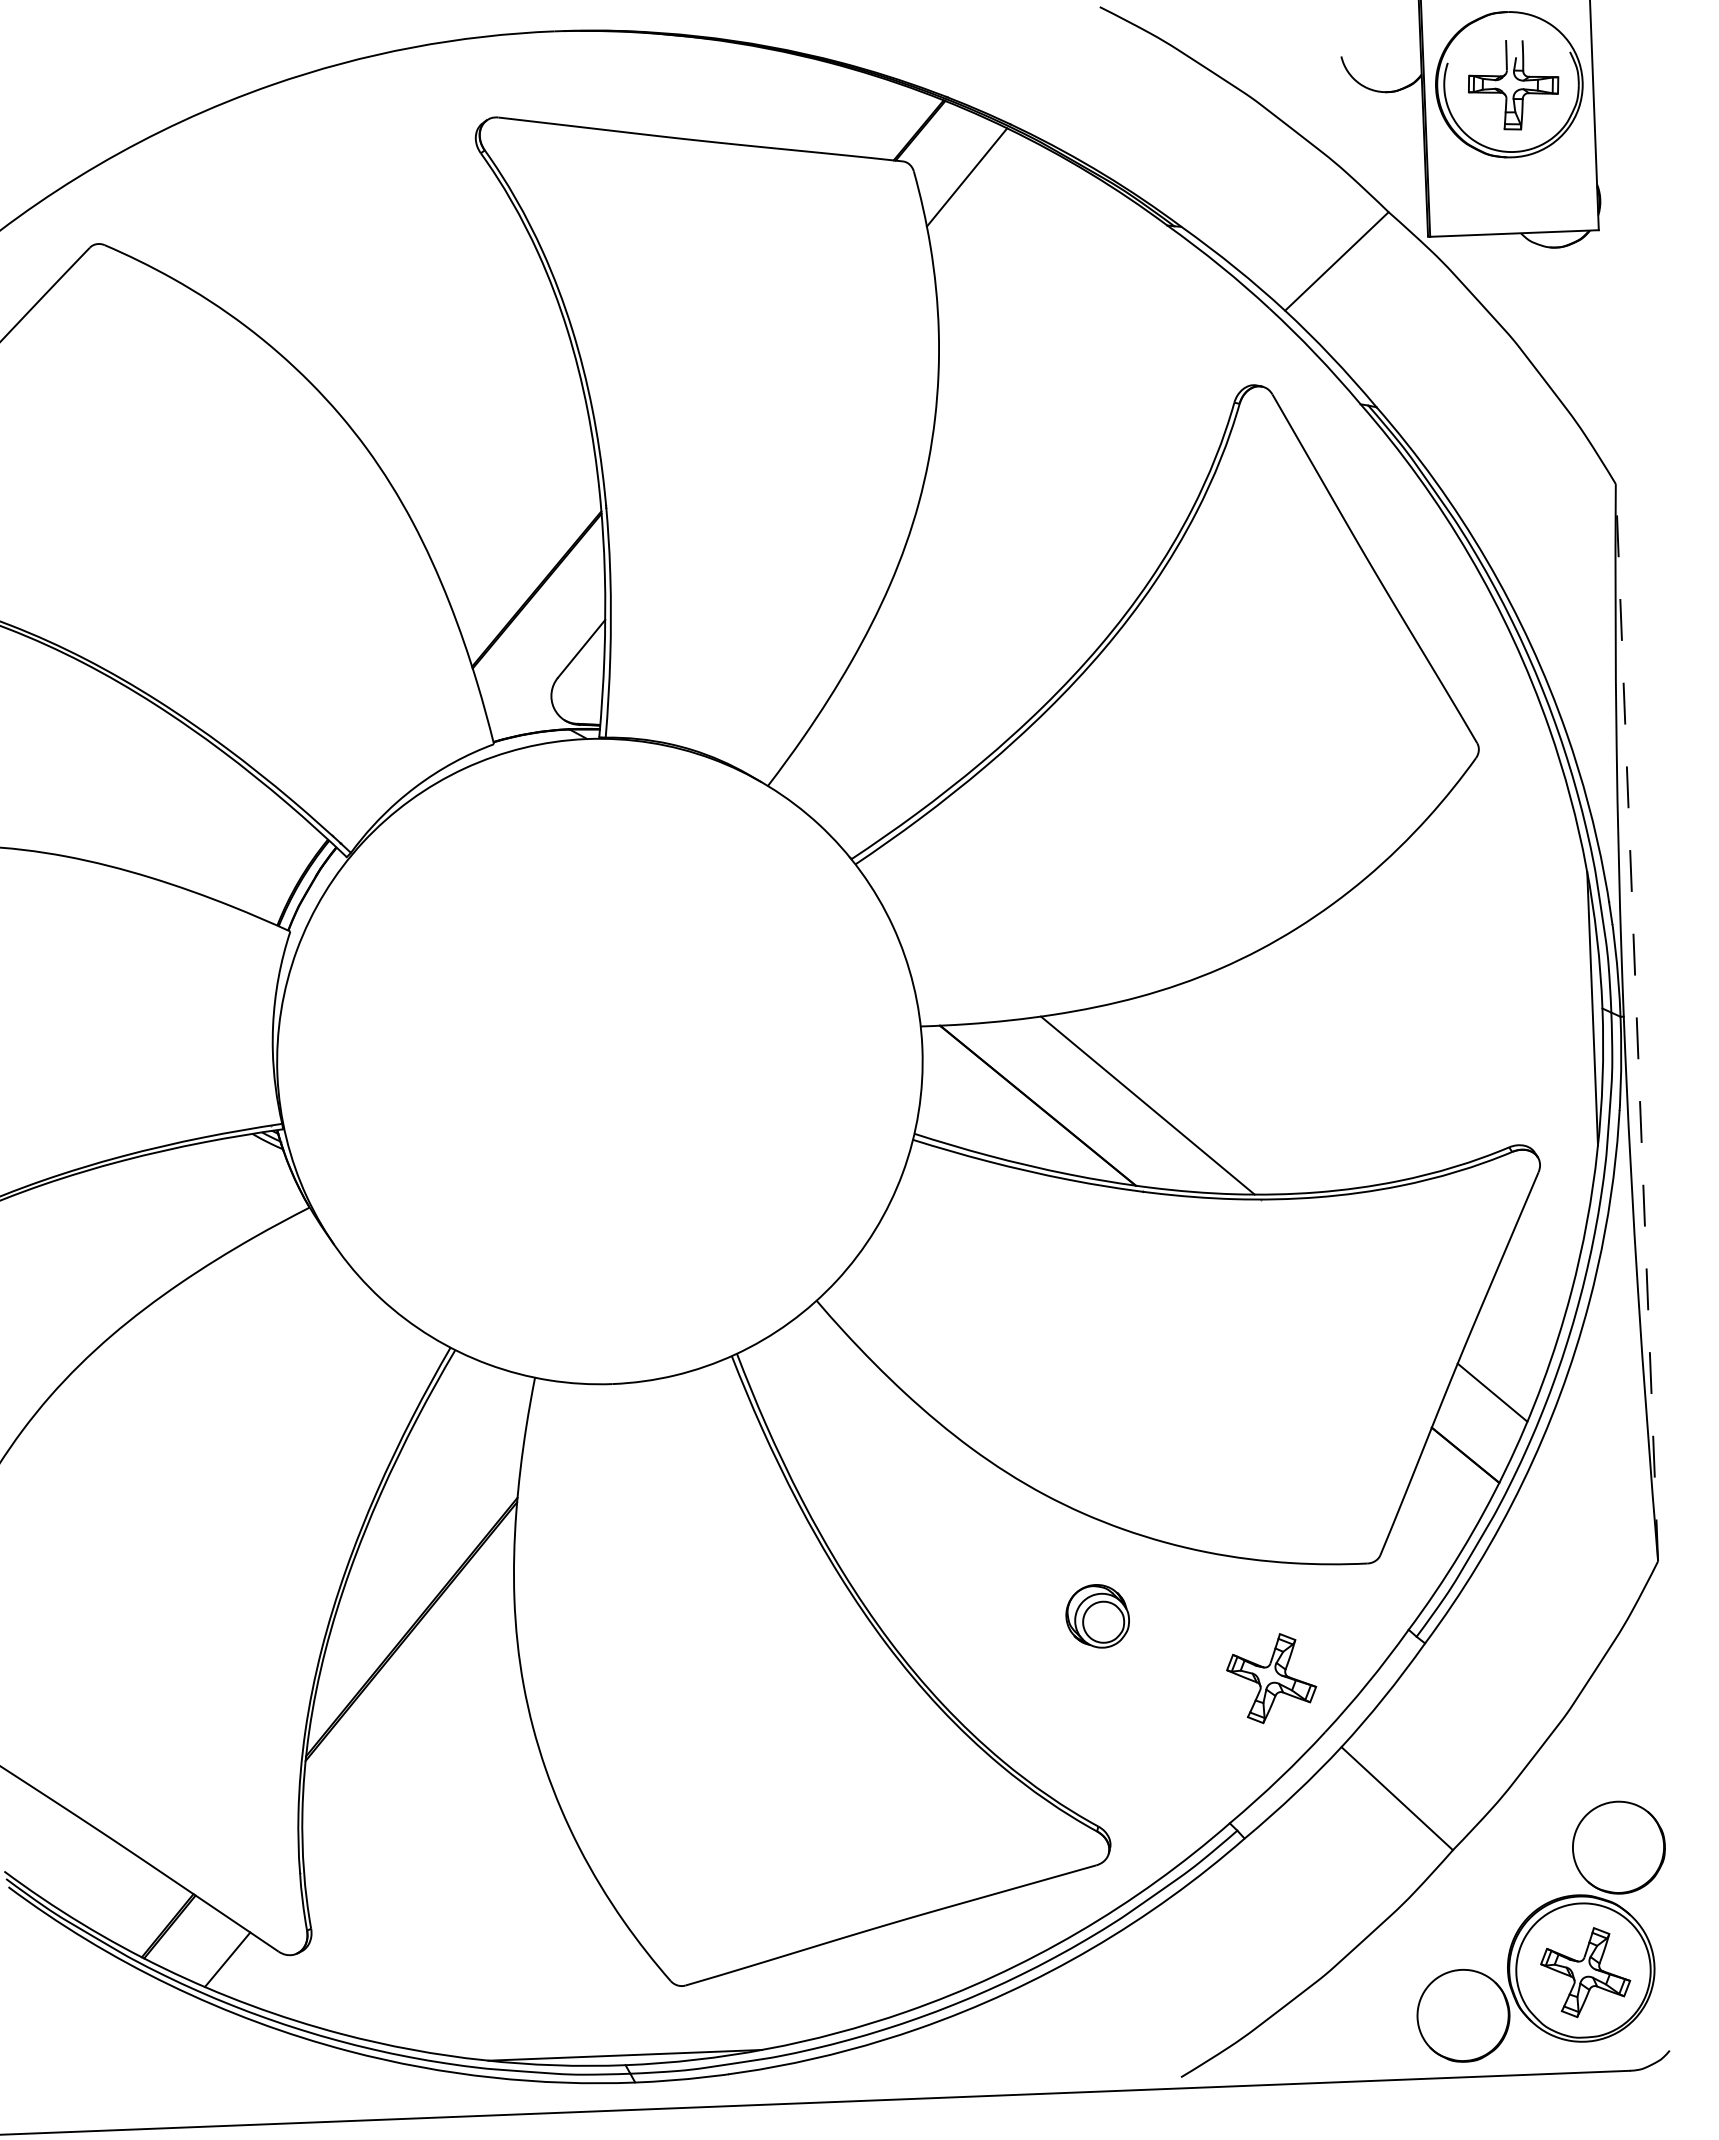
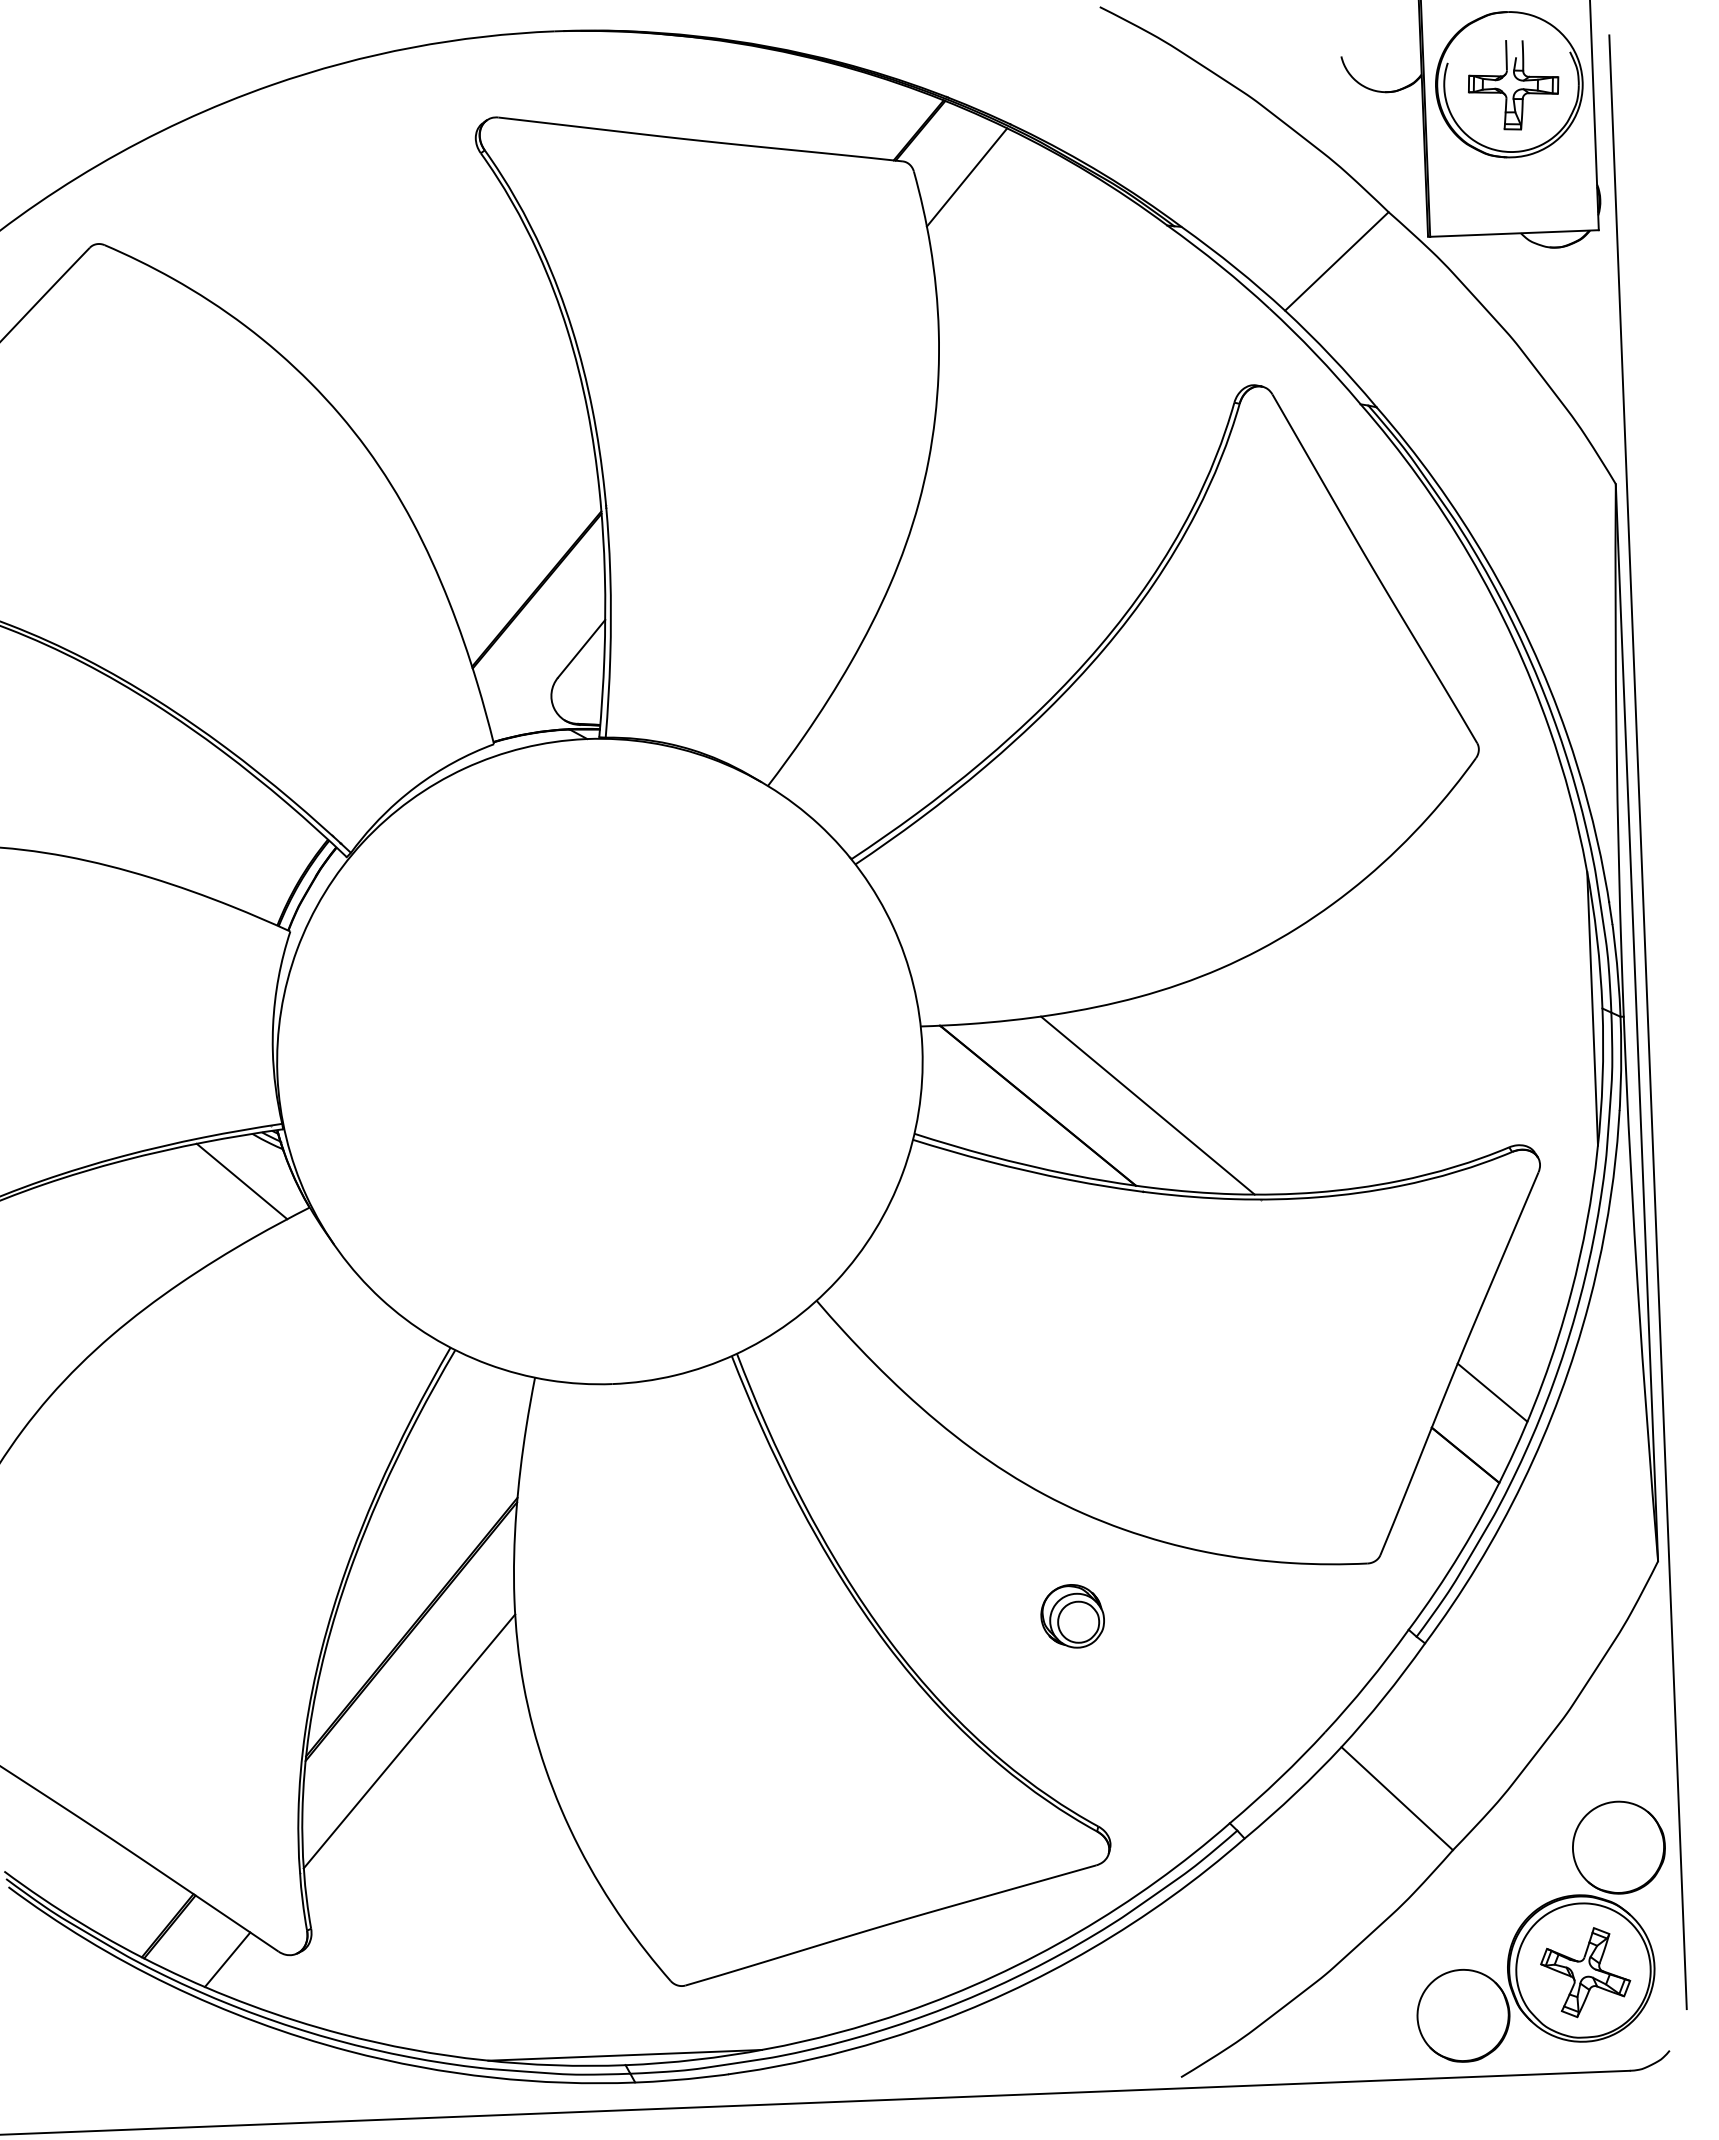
line: dashed -> solid (1636, 1022)
line: none -> present (1647, 1022)
line: none -> present (241, 1181)
part position: (1097, 1616) -> (1072, 1616) (1072, 1616)
part: present -> none (1271, 1678)
line: none -> present (409, 1741)
